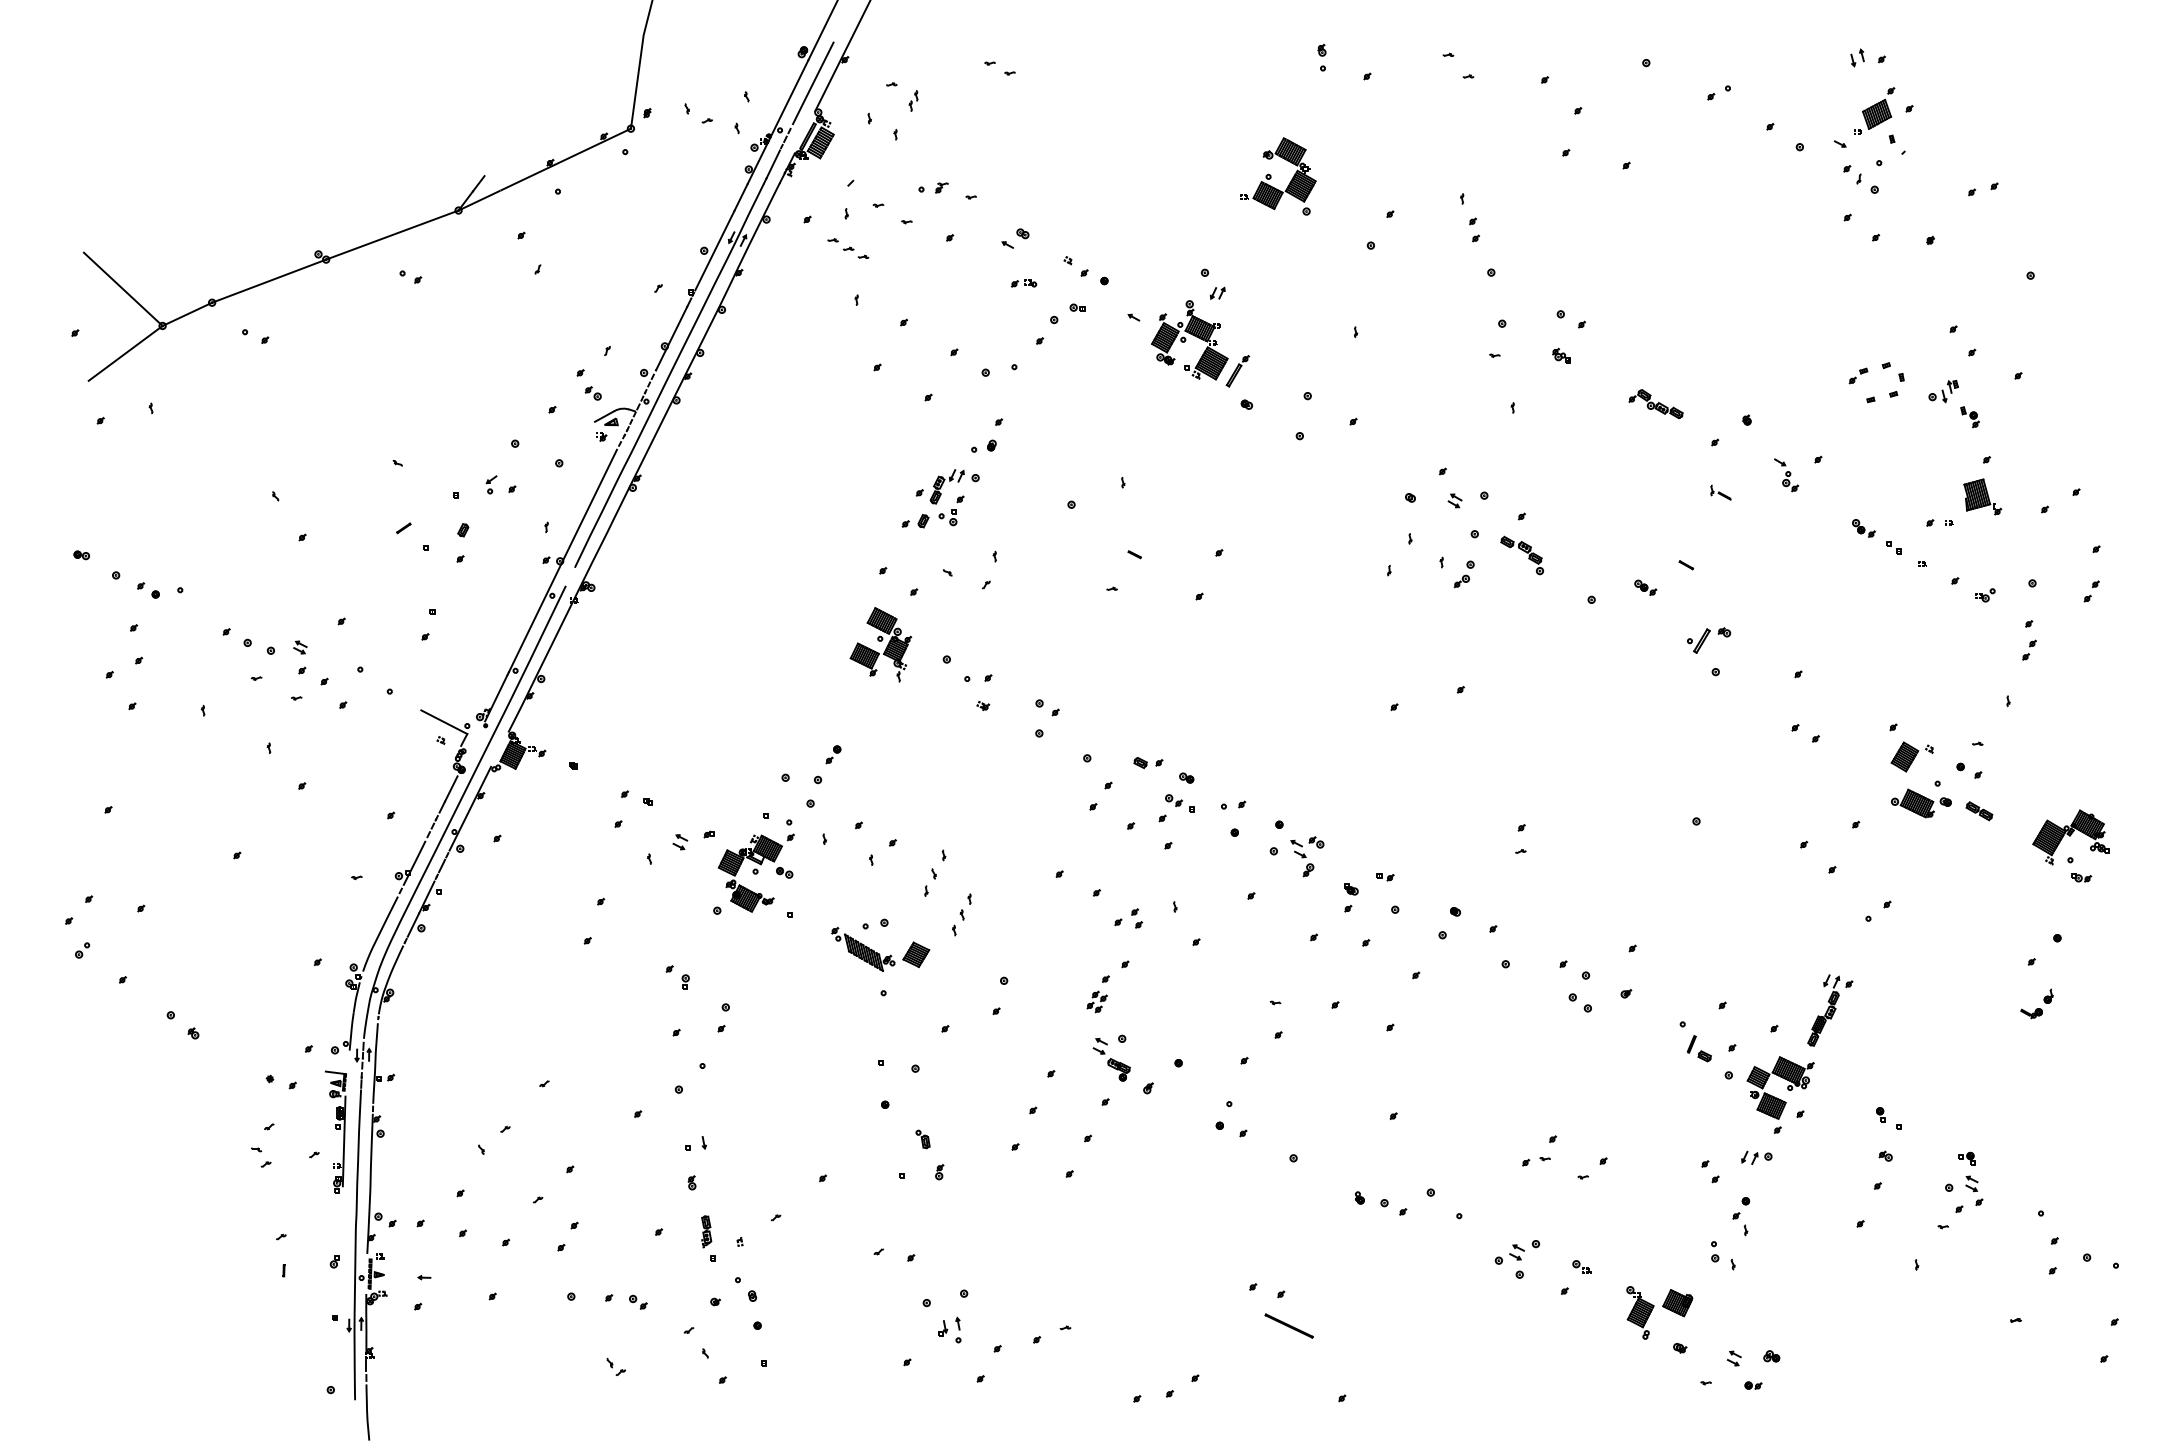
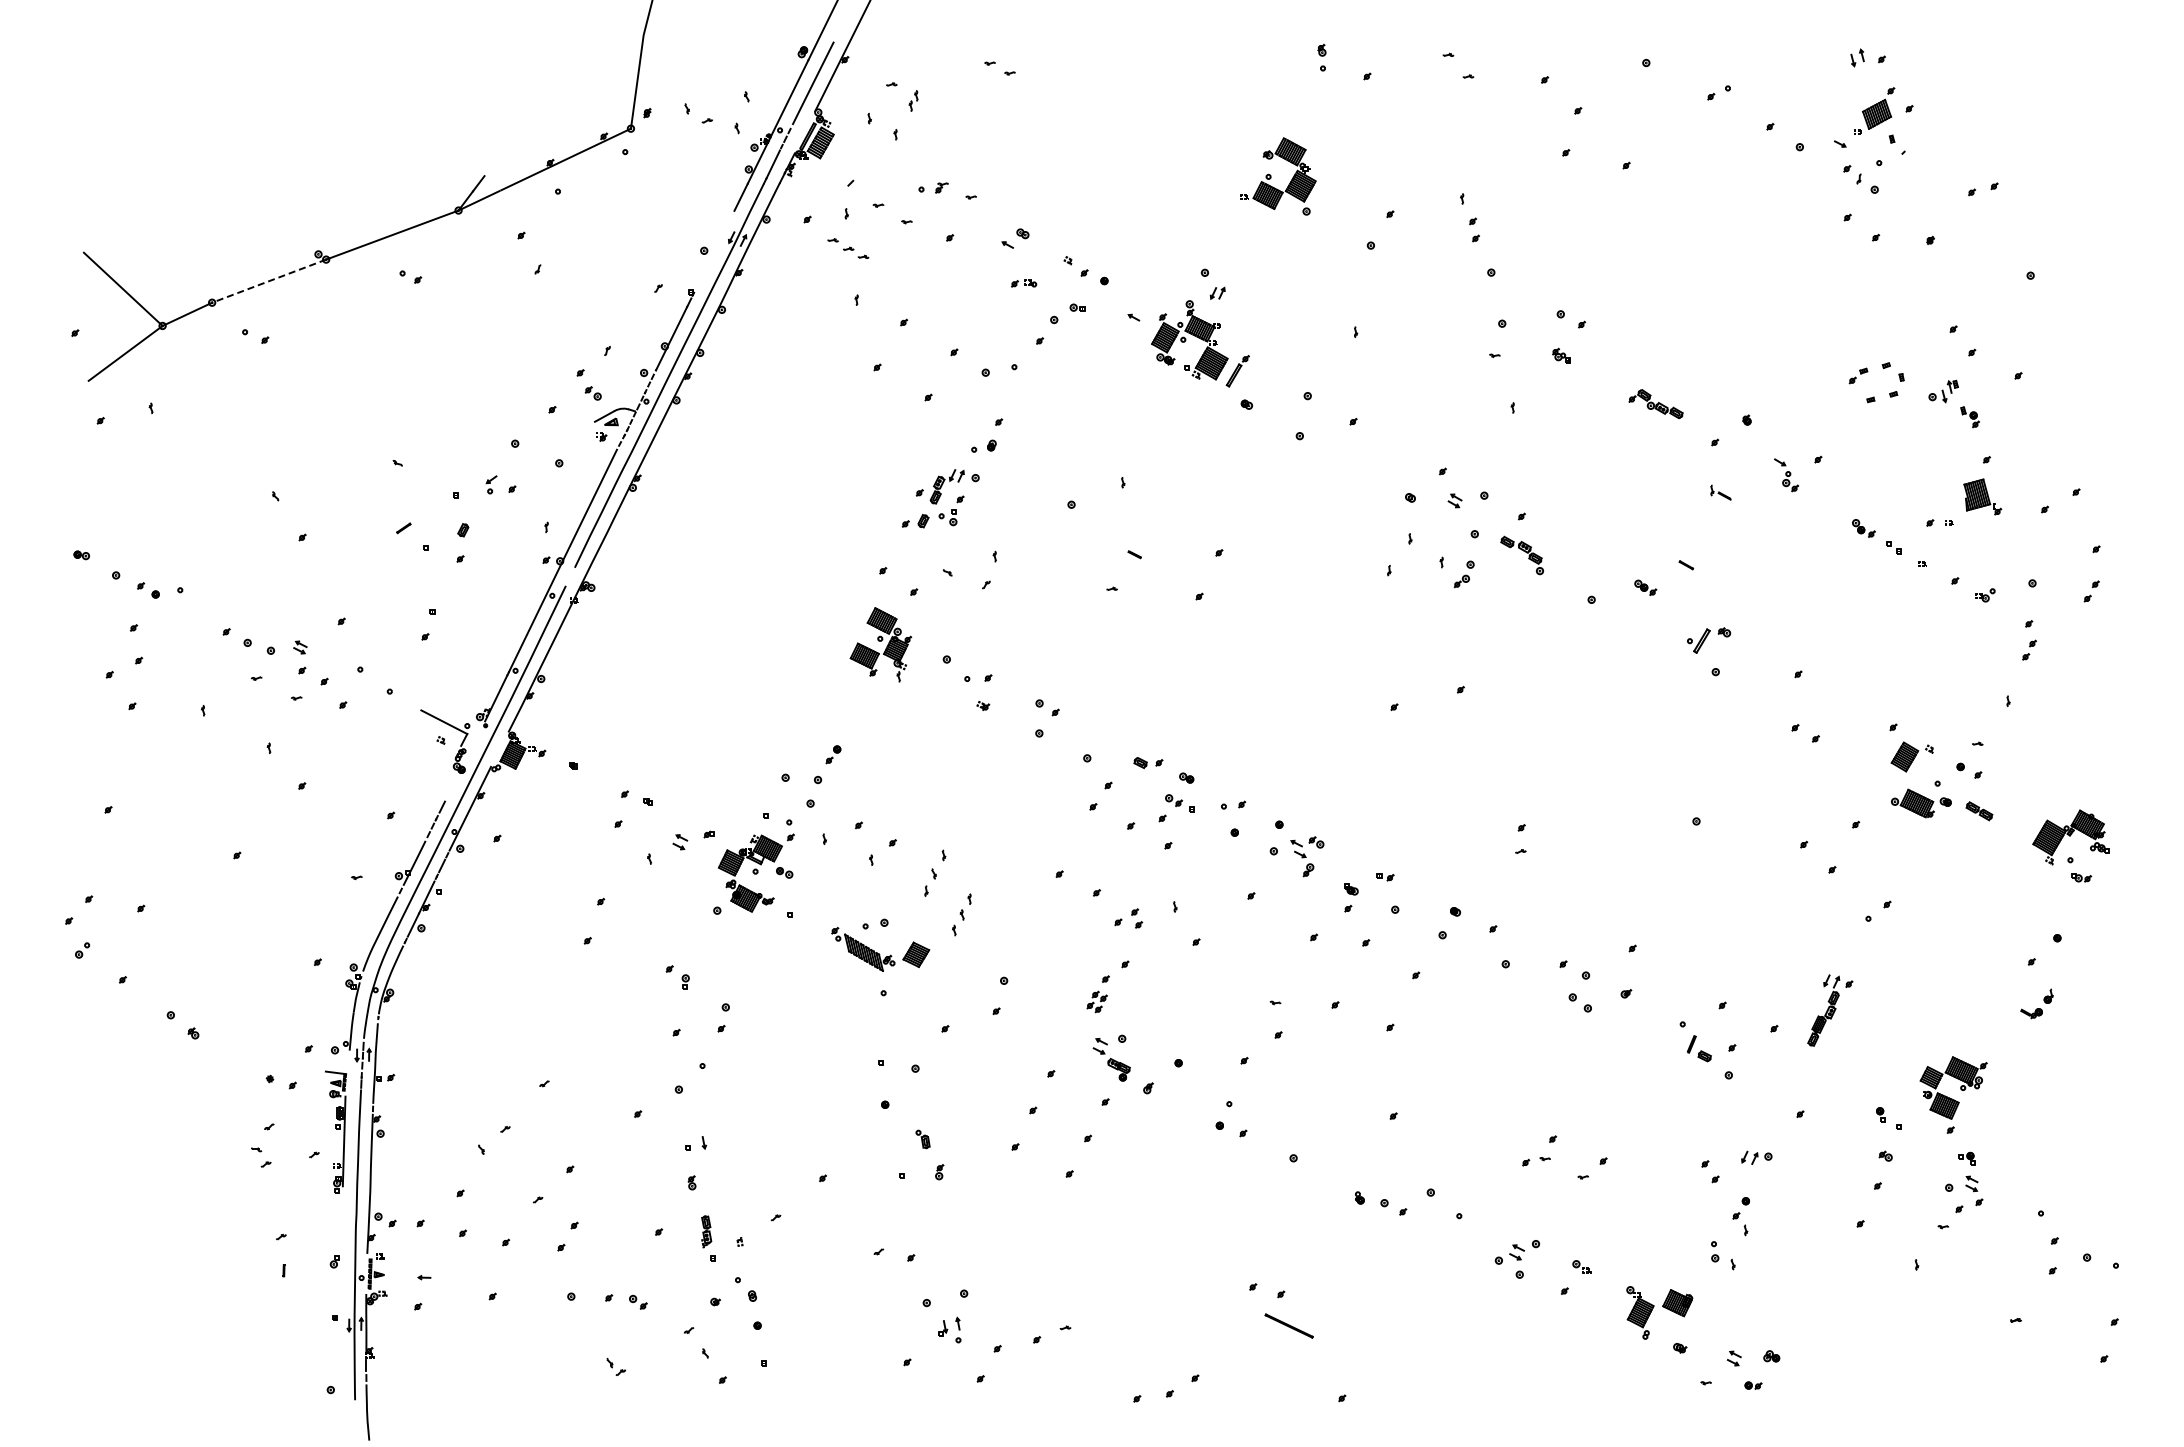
line: present -> none (714, 250)
line: solid -> dashed (269, 281)
line: present -> none (451, 788)
part position: (1780, 1094) -> (1953, 1094) (1953, 1094)
